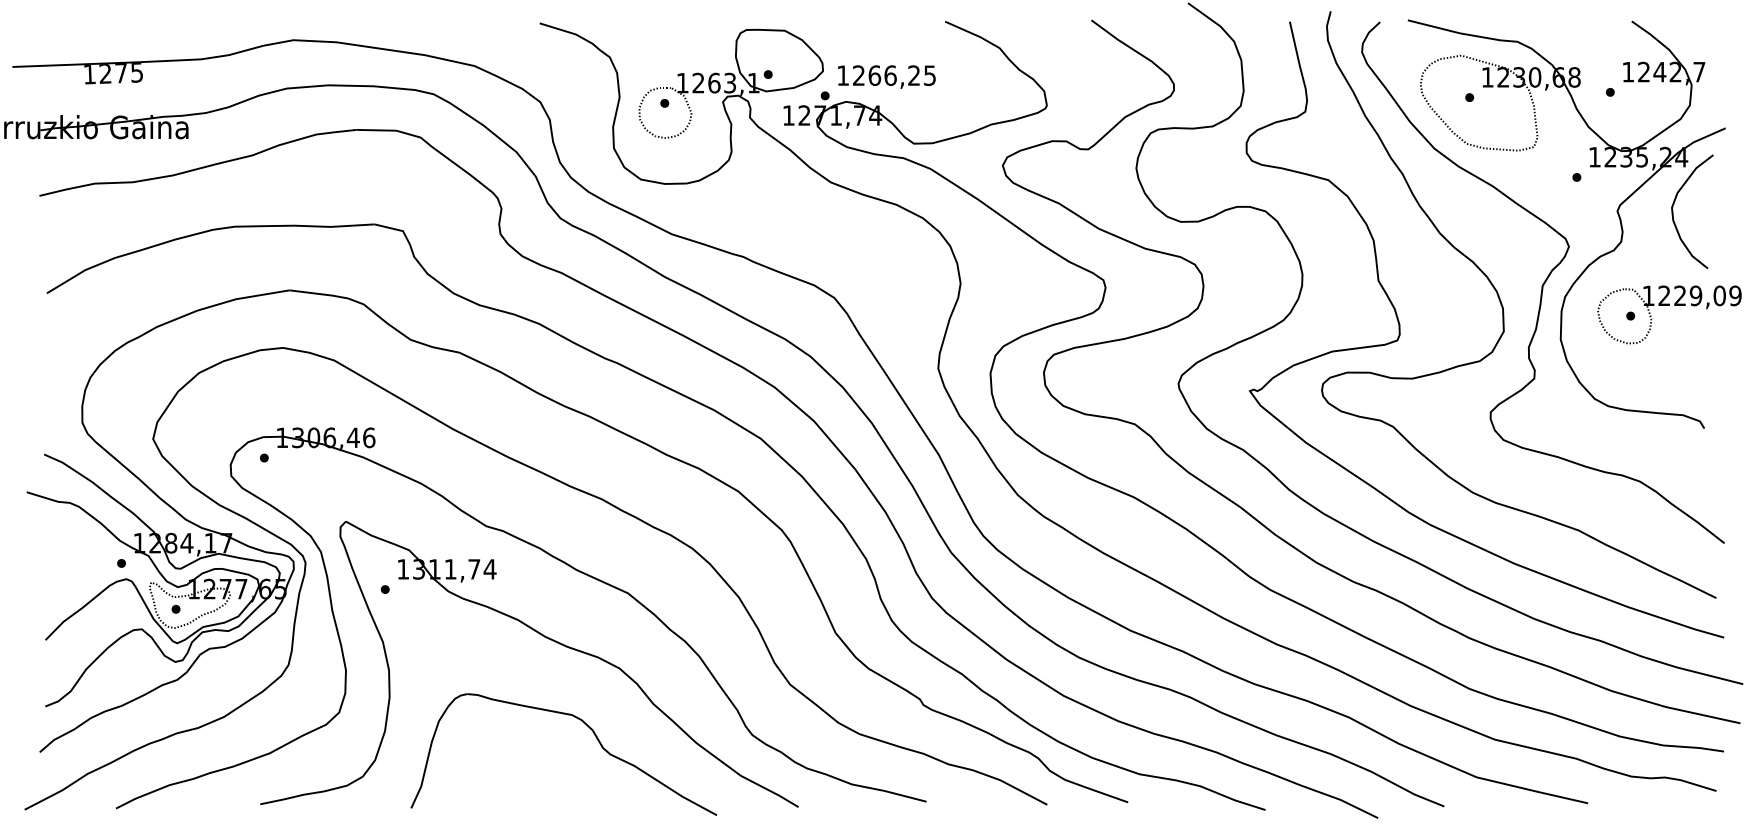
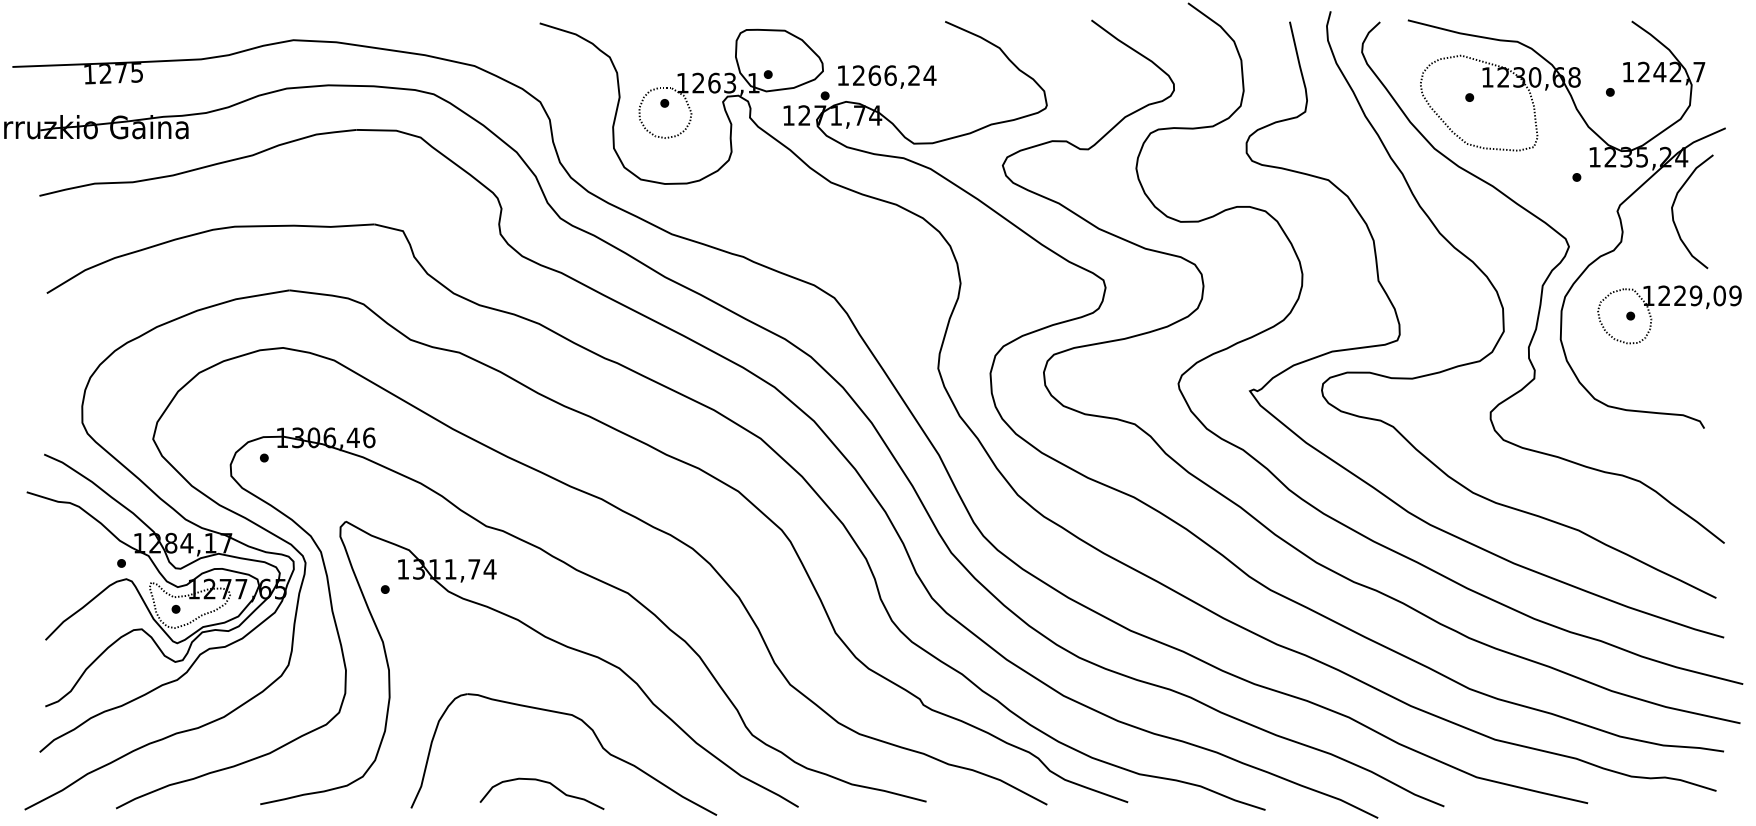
text: 1266,25 -> 1266,24 (929, 75)
curve: none -> present (542, 782)
